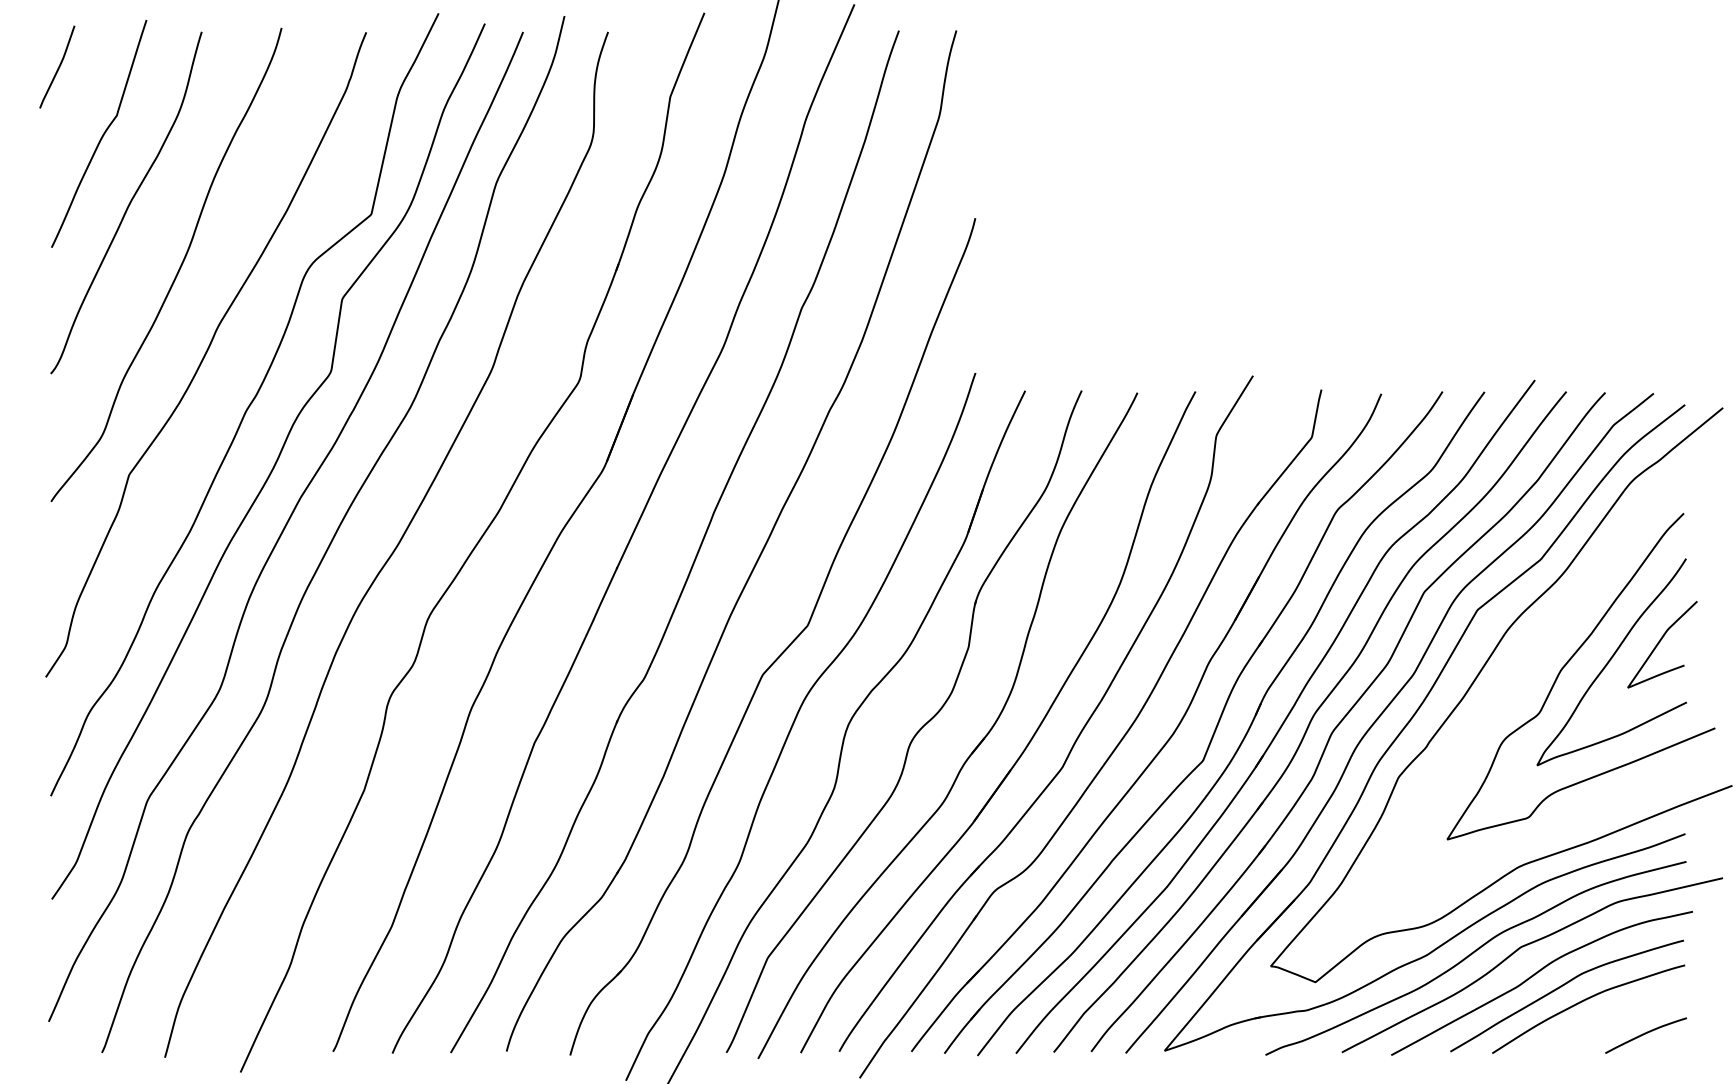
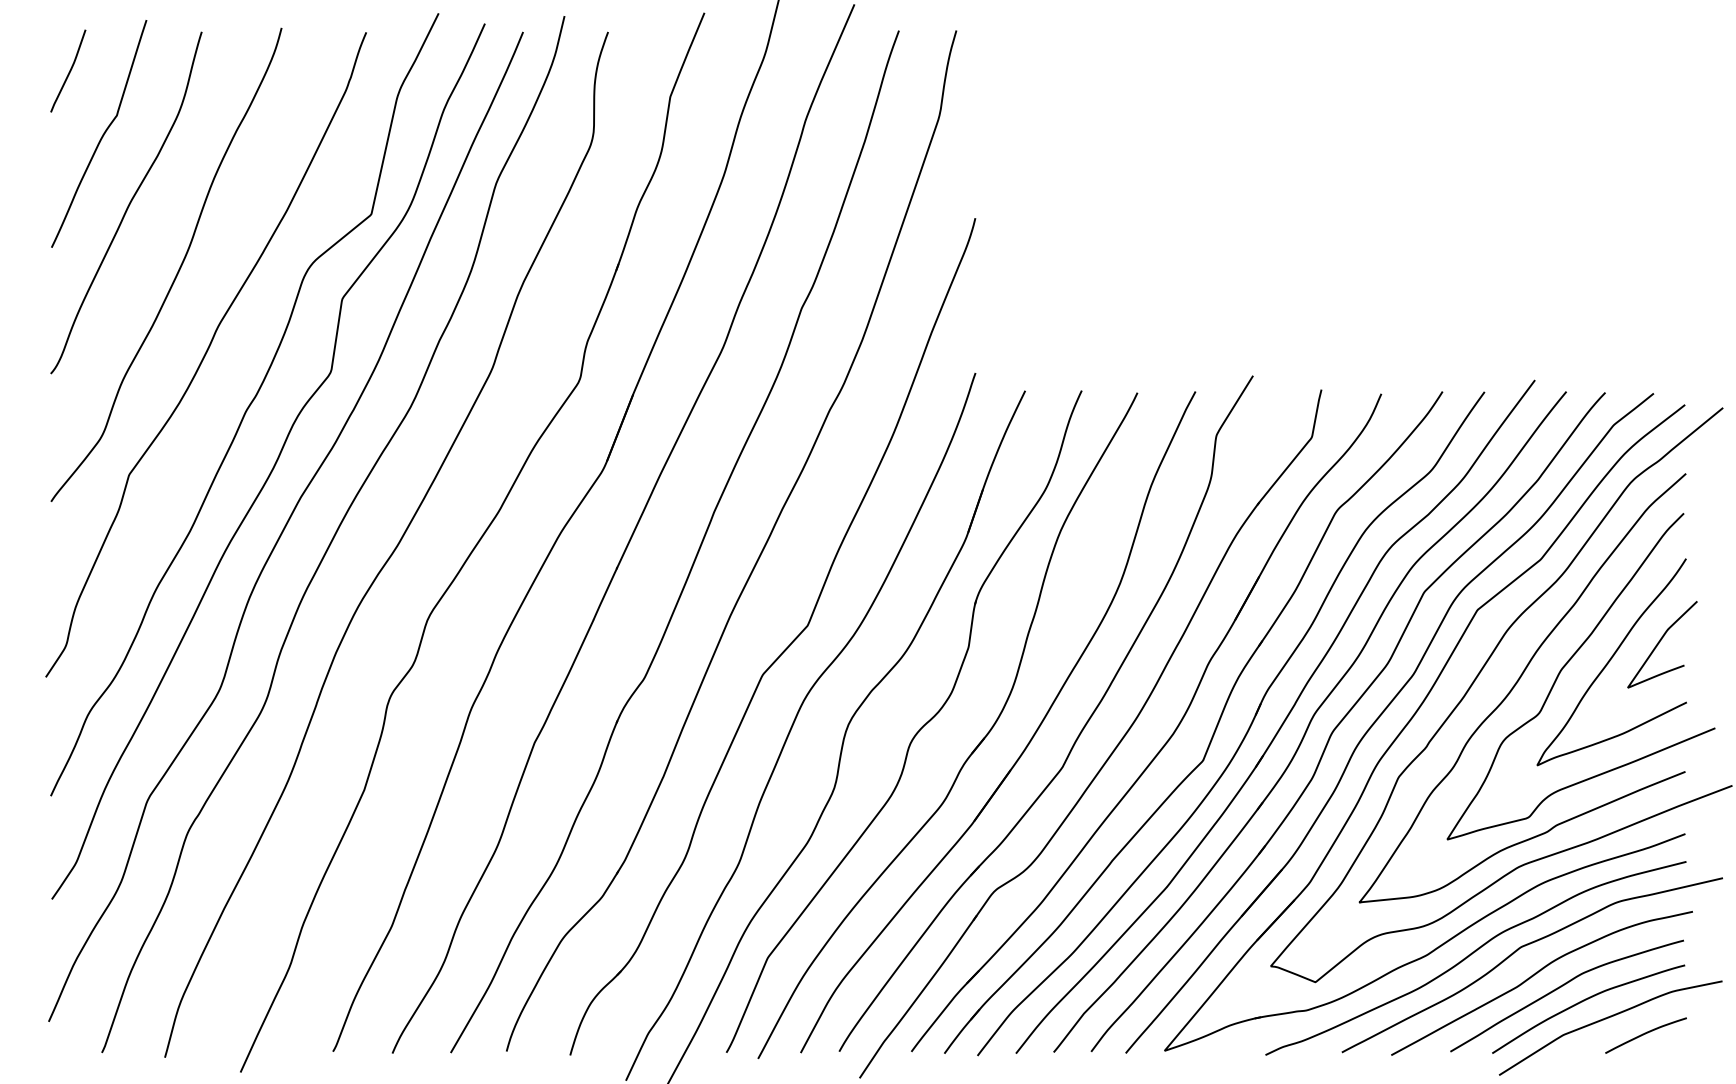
curve position: (58, 66) -> (69, 70) (69, 70)
curve: none -> present (1517, 683)
curve: none -> present (1606, 1019)
